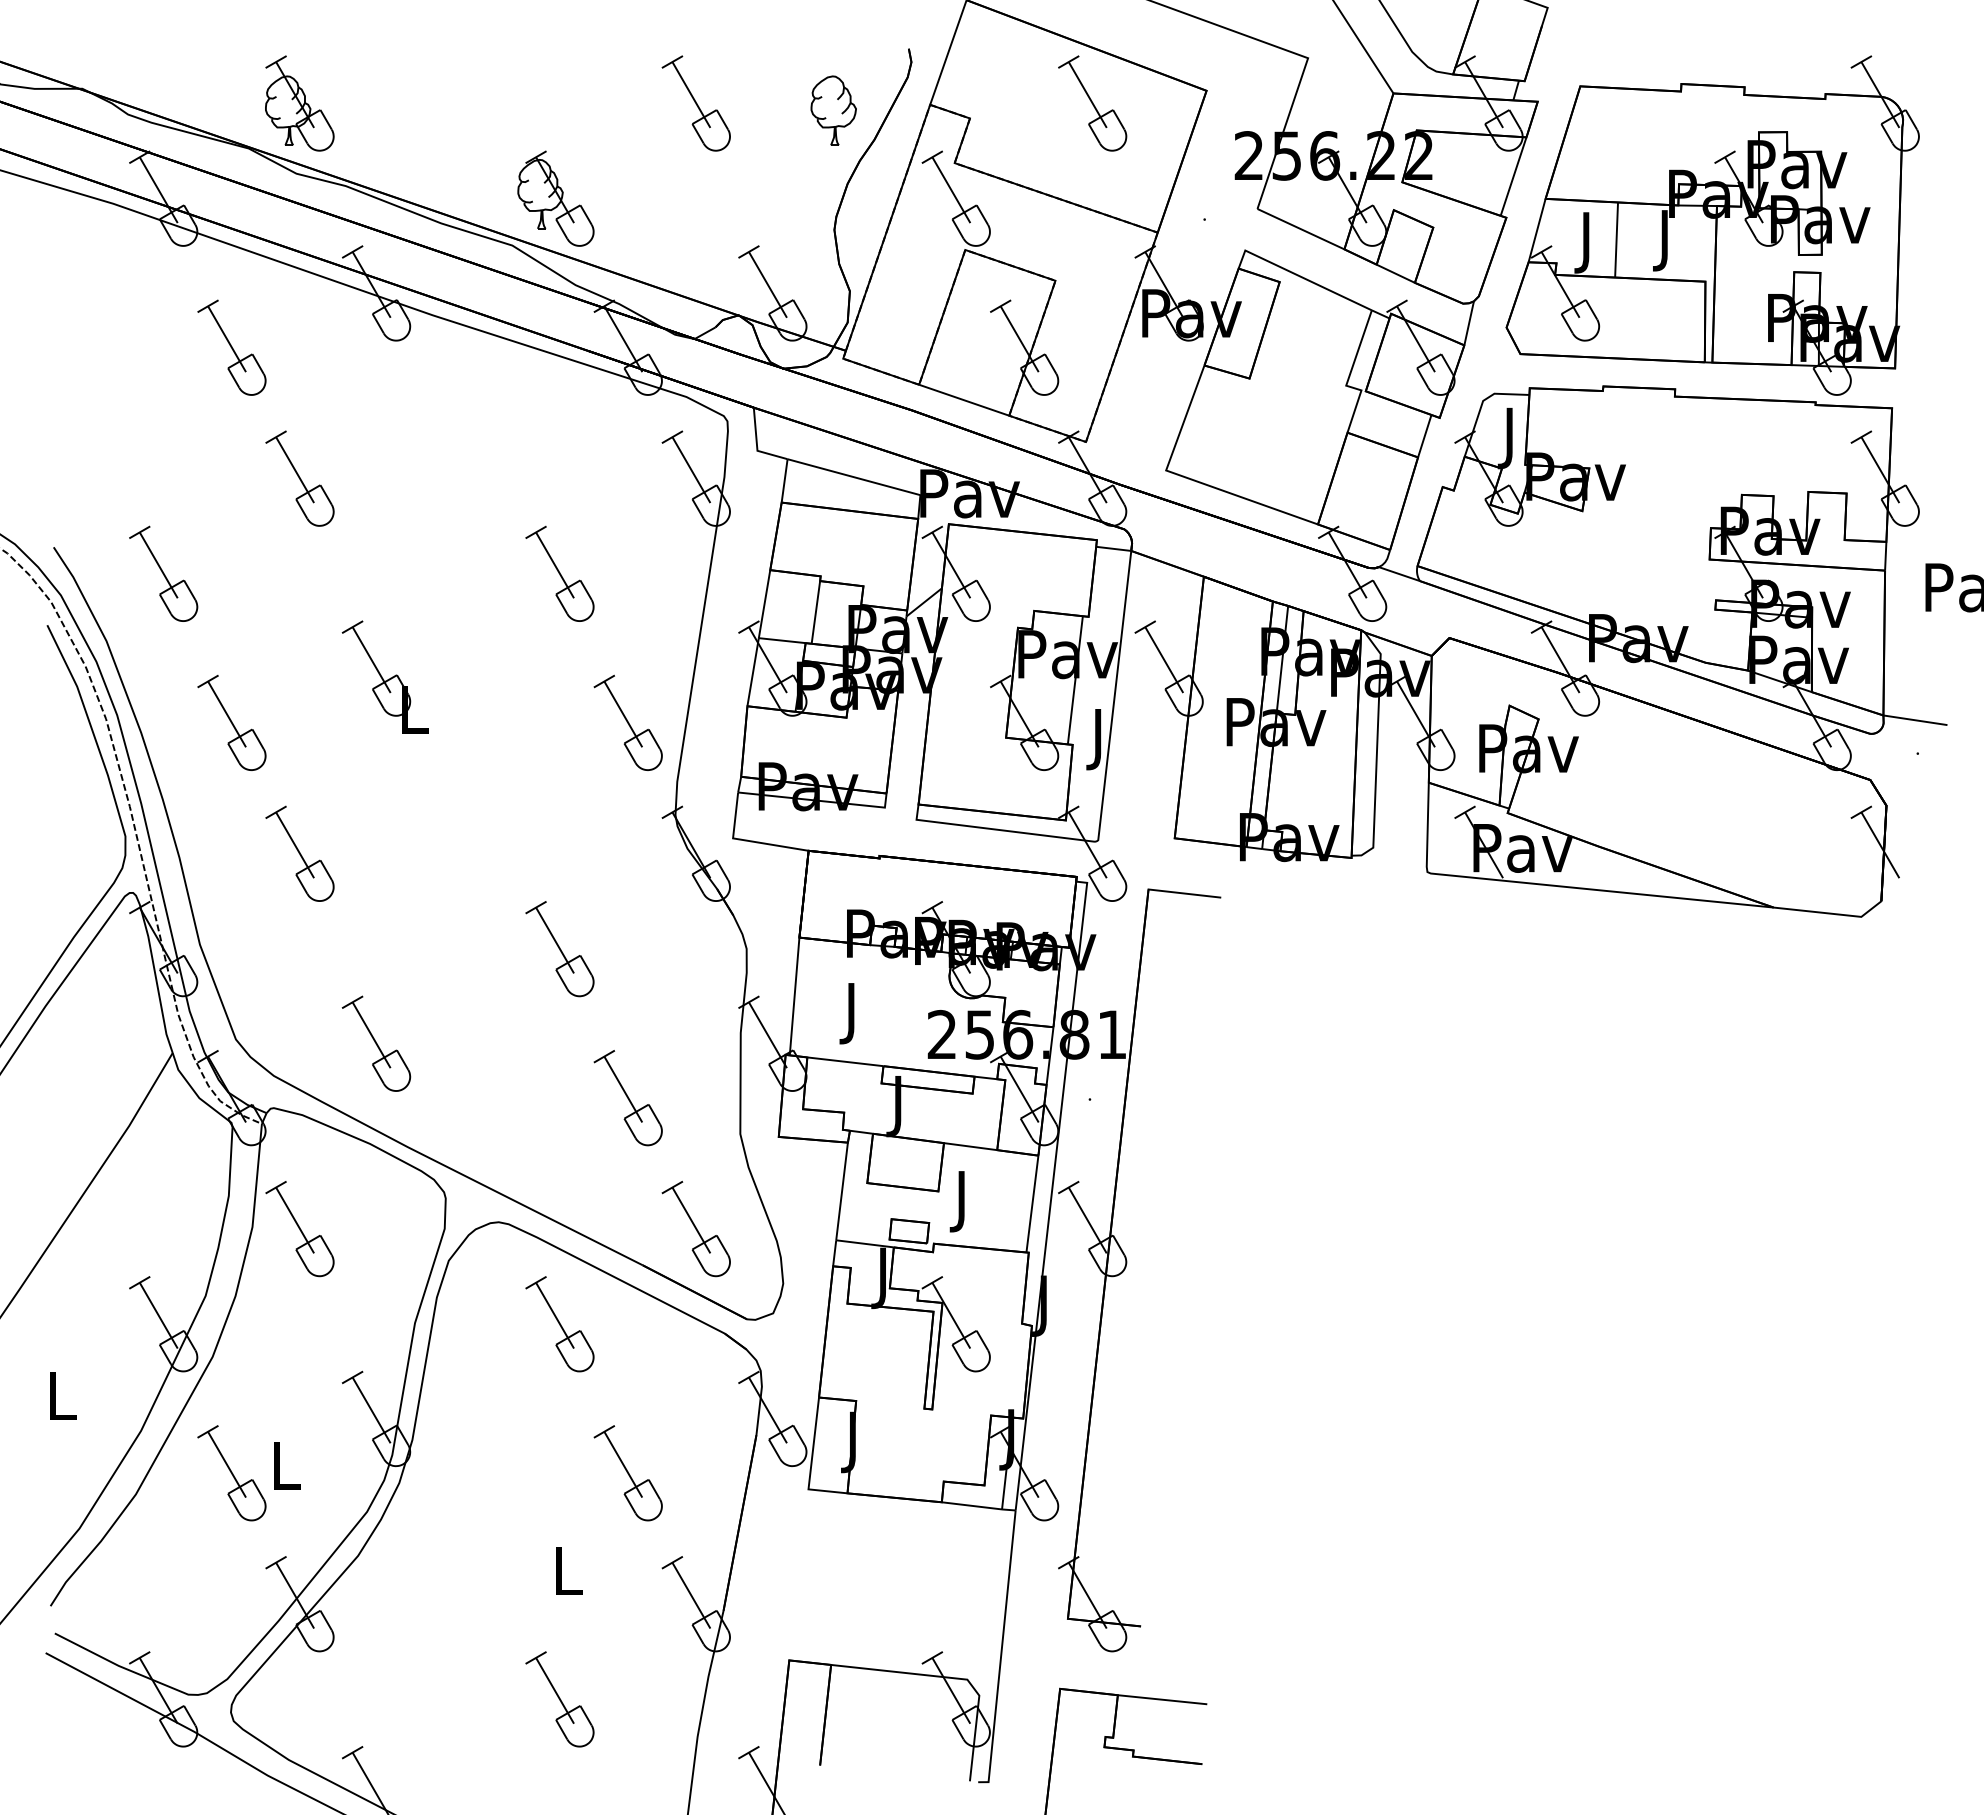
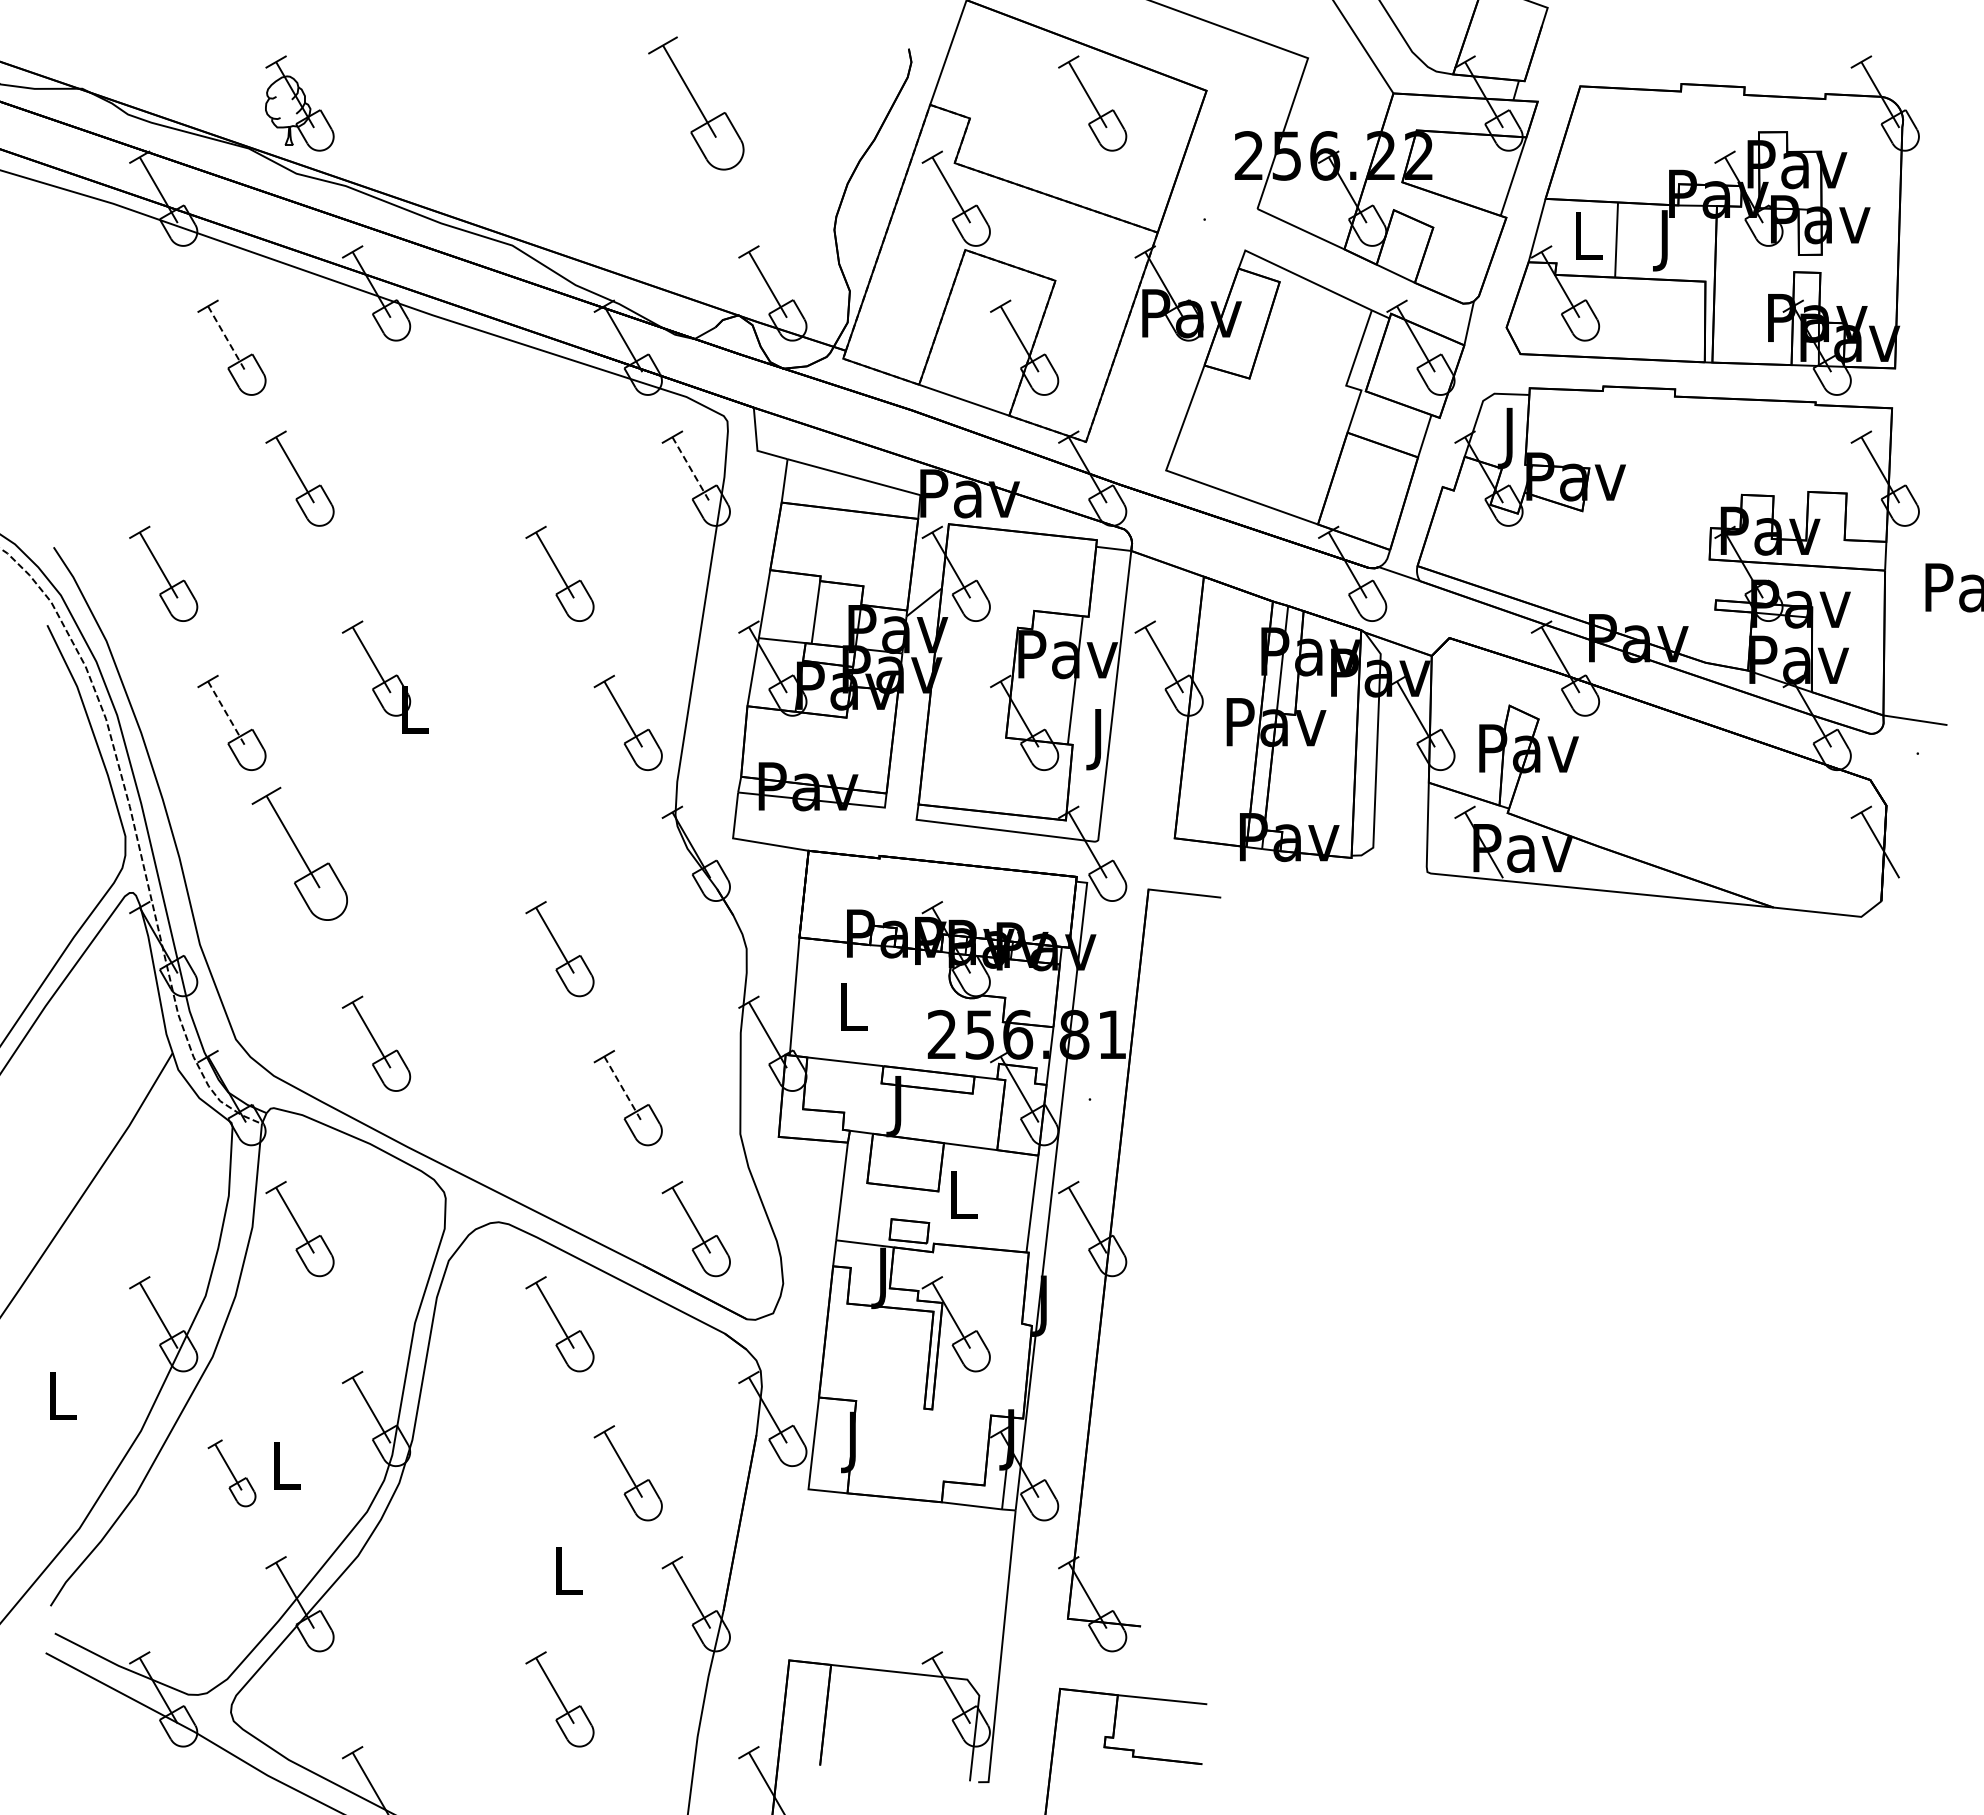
part size: 70x97 px -> 97x135 px (696, 103)
part: present -> none (833, 110)
part: present -> none (555, 198)
text: J -> L (1588, 242)
line: solid -> dashed (227, 339)
line: solid -> dashed (691, 470)
line: solid -> dashed (227, 714)
part size: 70x97 px -> 97x135 px (299, 853)
text: J -> L (853, 1013)
line: solid -> dashed (623, 1089)
text: J -> L (963, 1201)
part size: 70x97 px -> 50x69 px (231, 1473)
